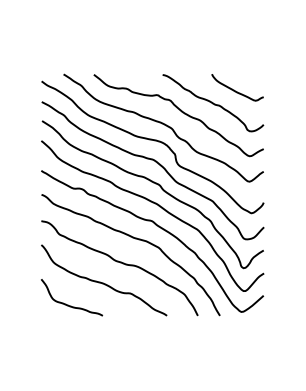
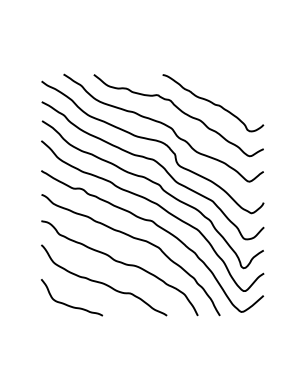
curve: present -> none (234, 89)
